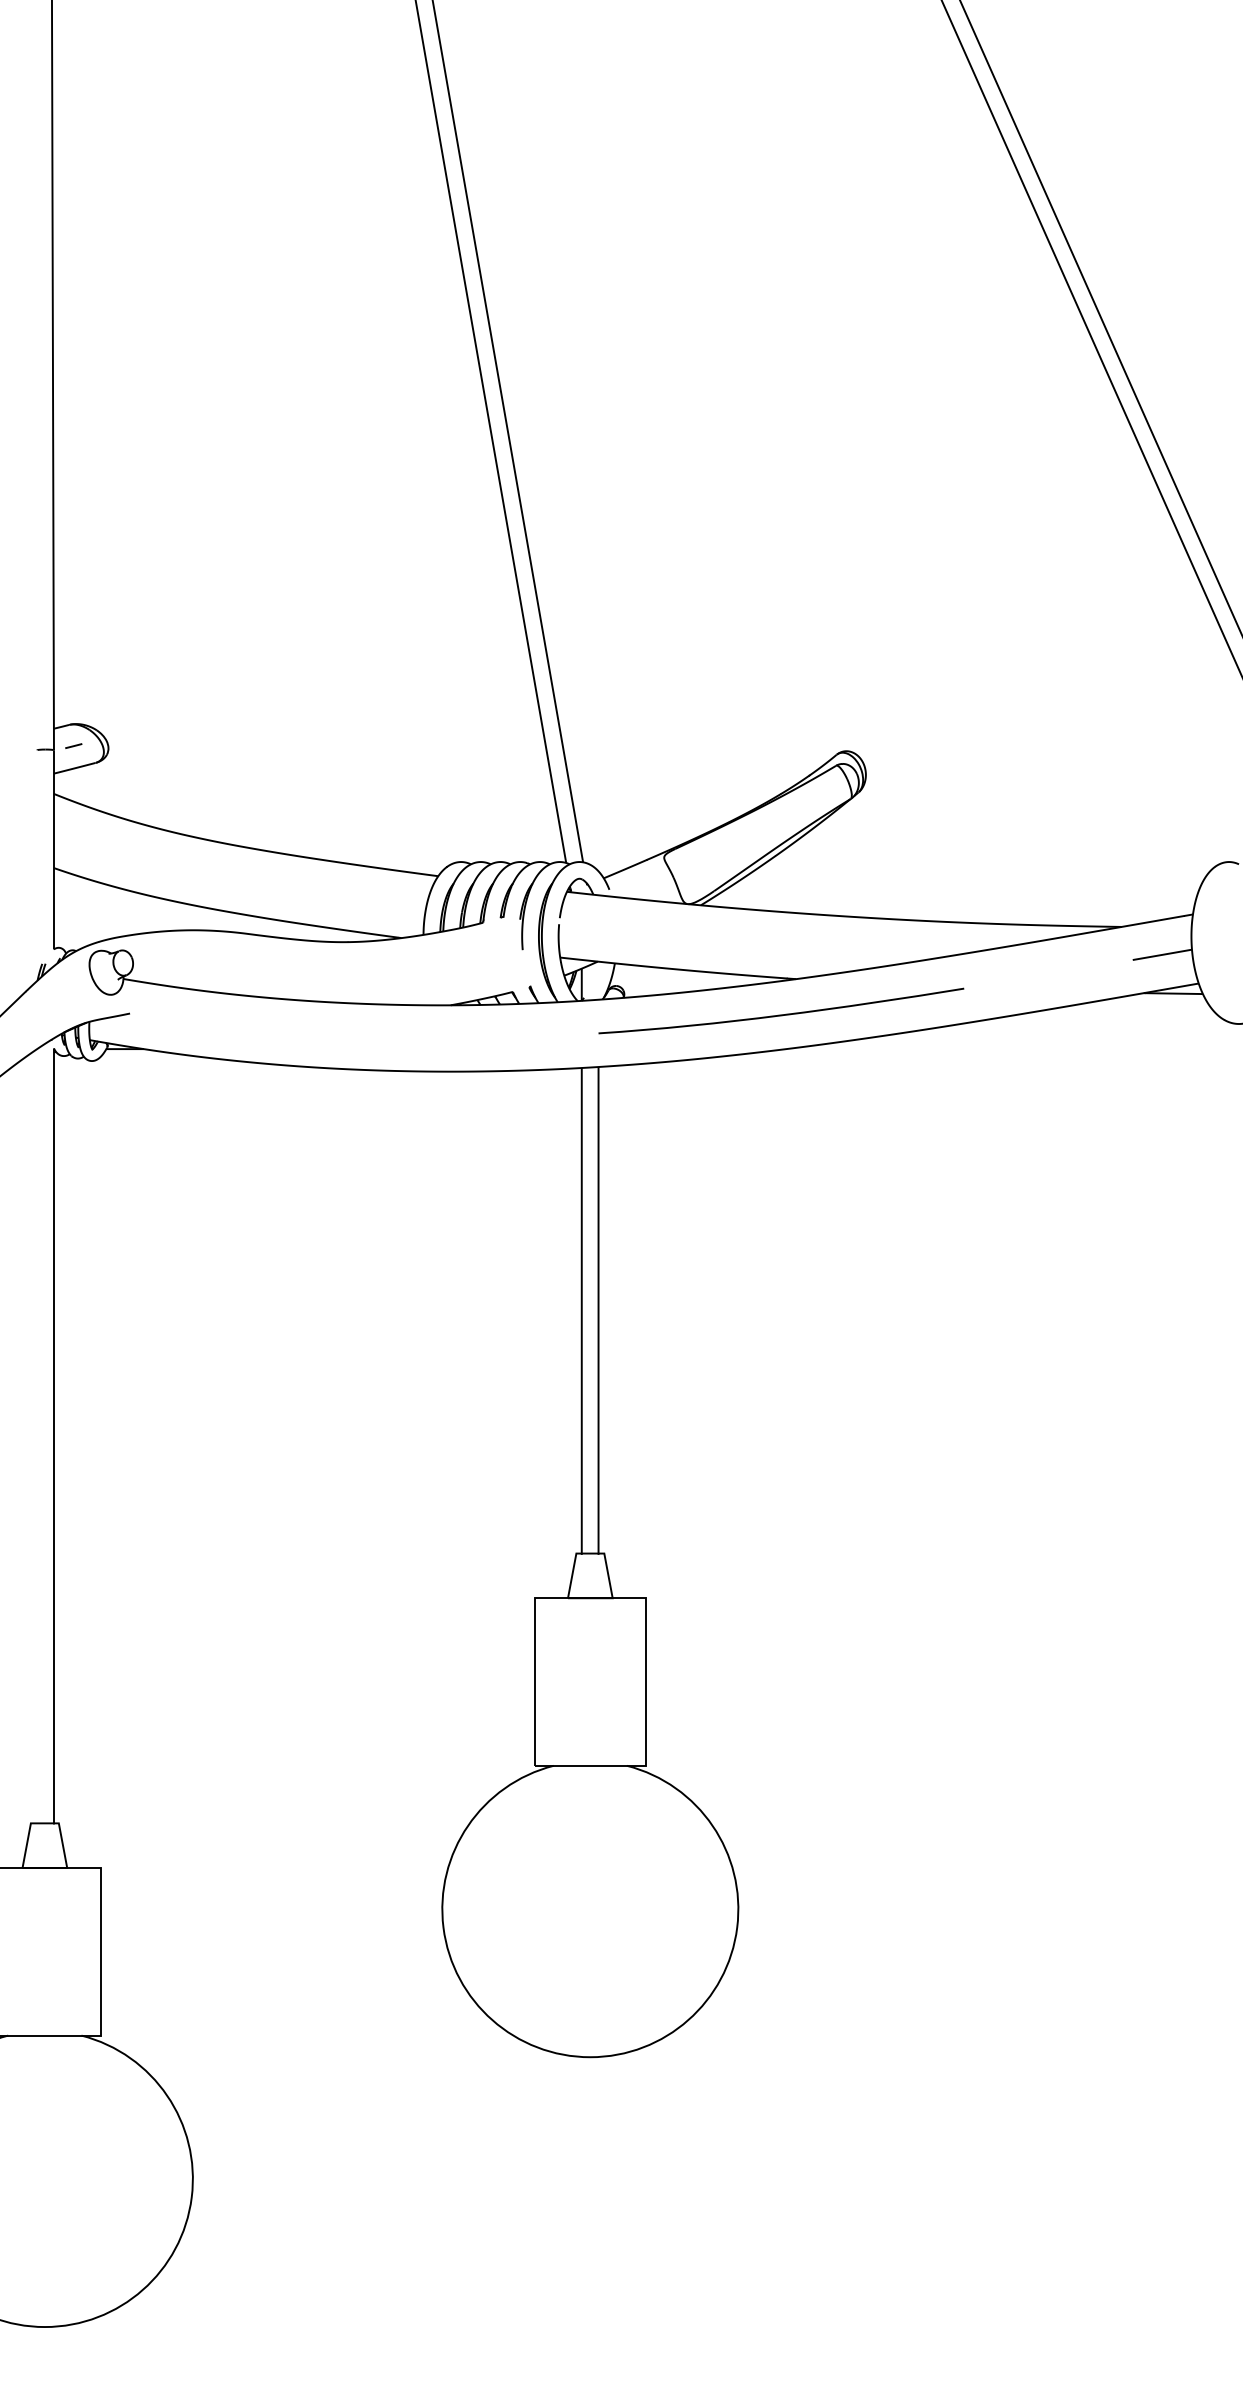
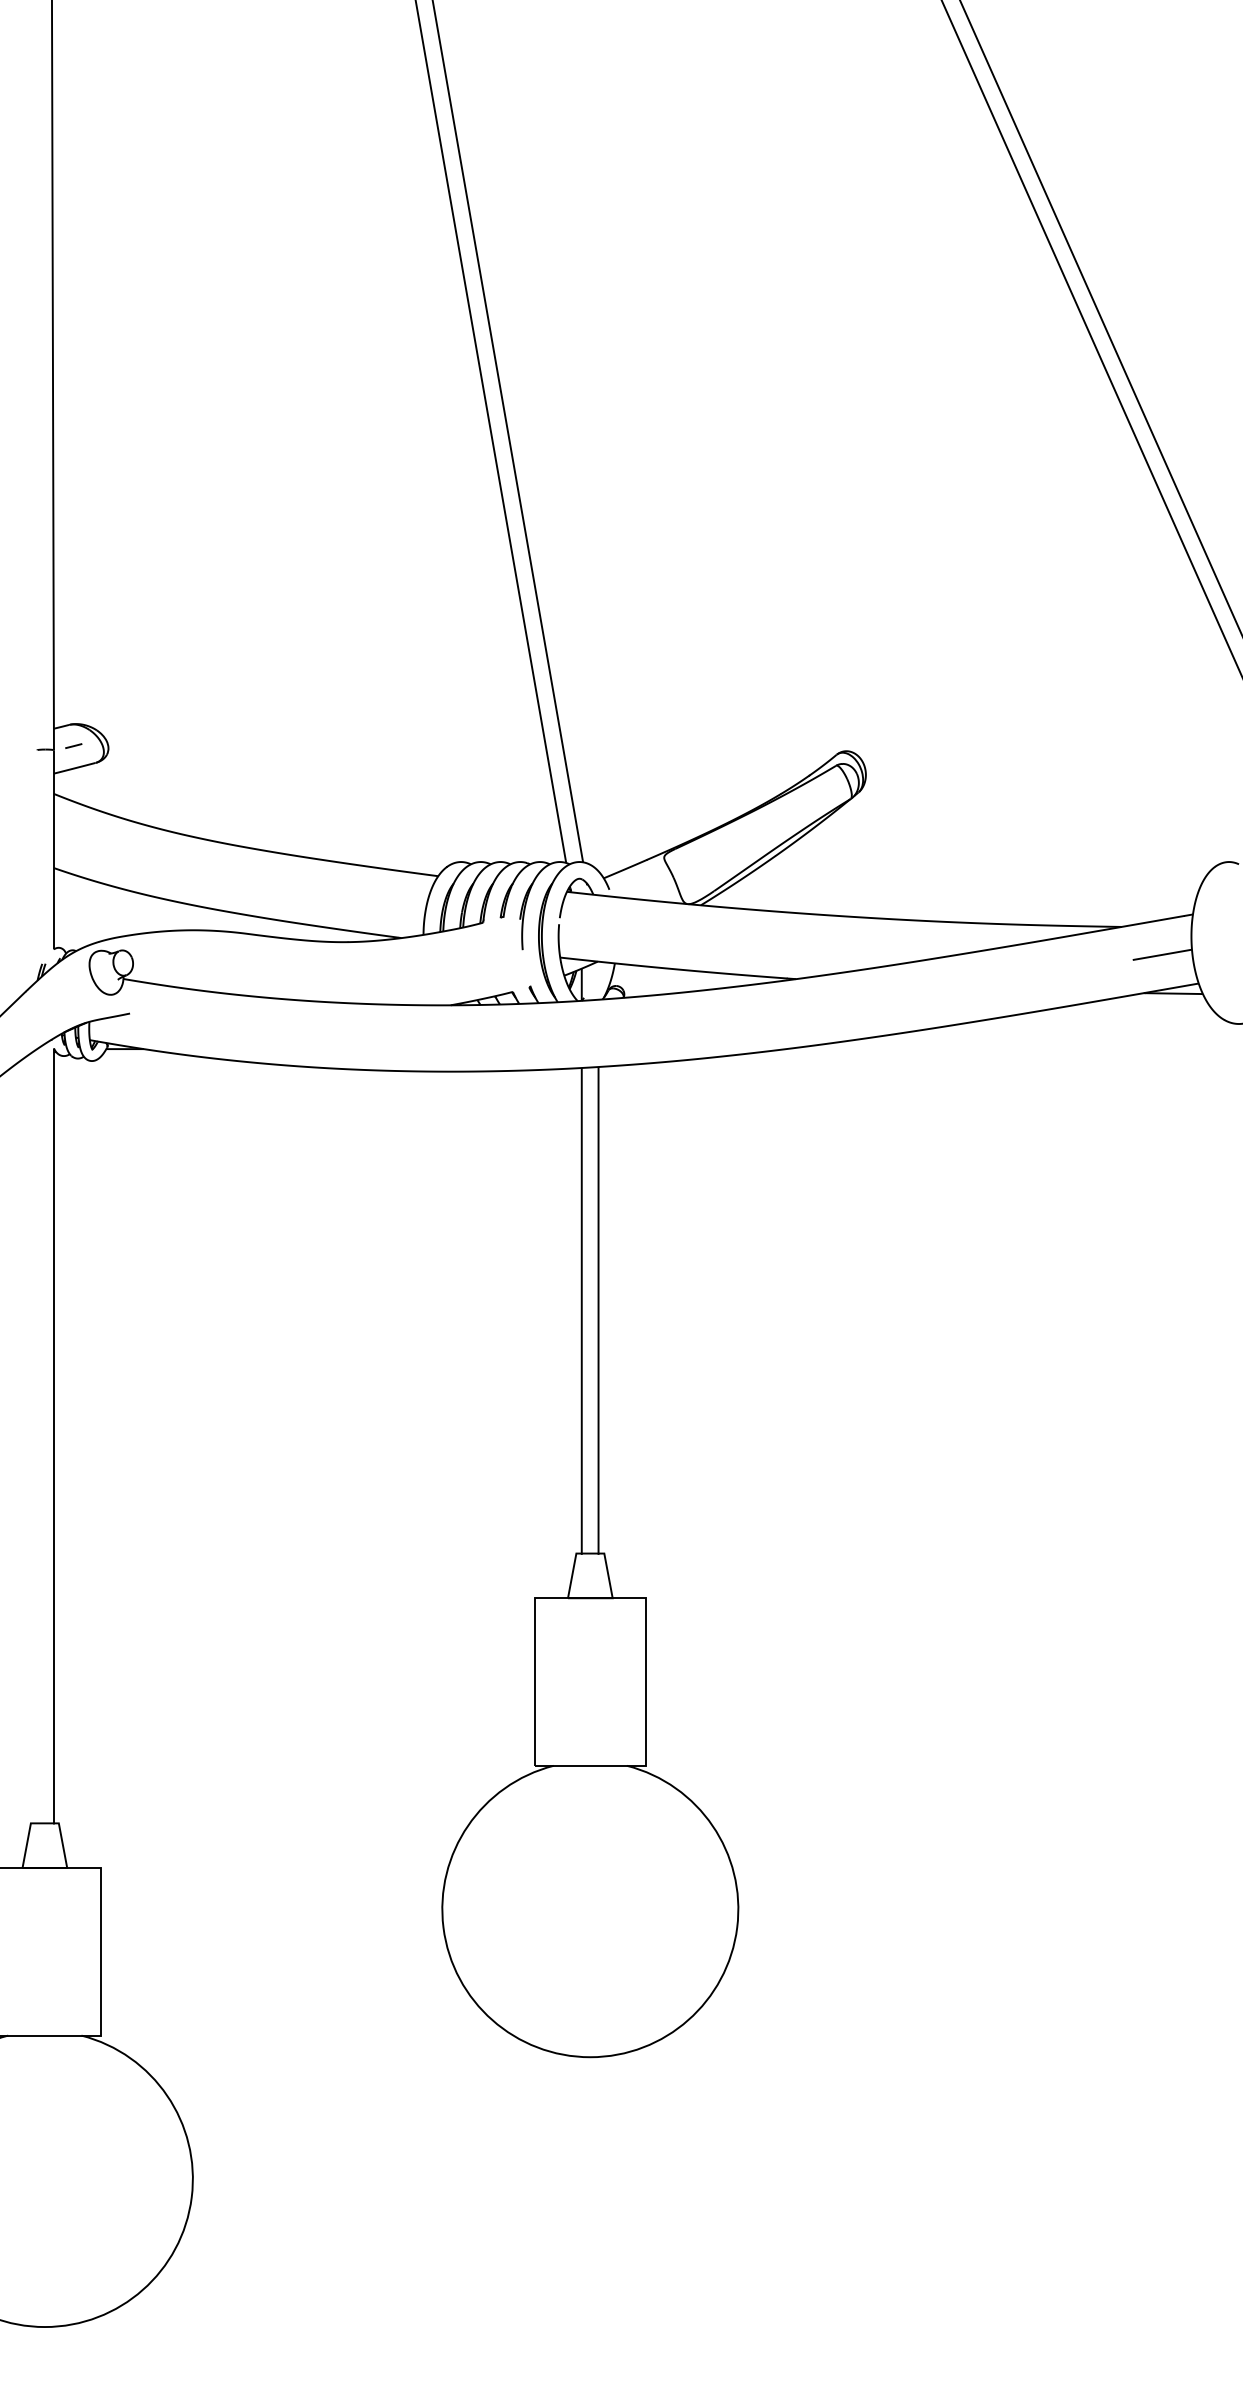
curve: present -> none (781, 1014)
